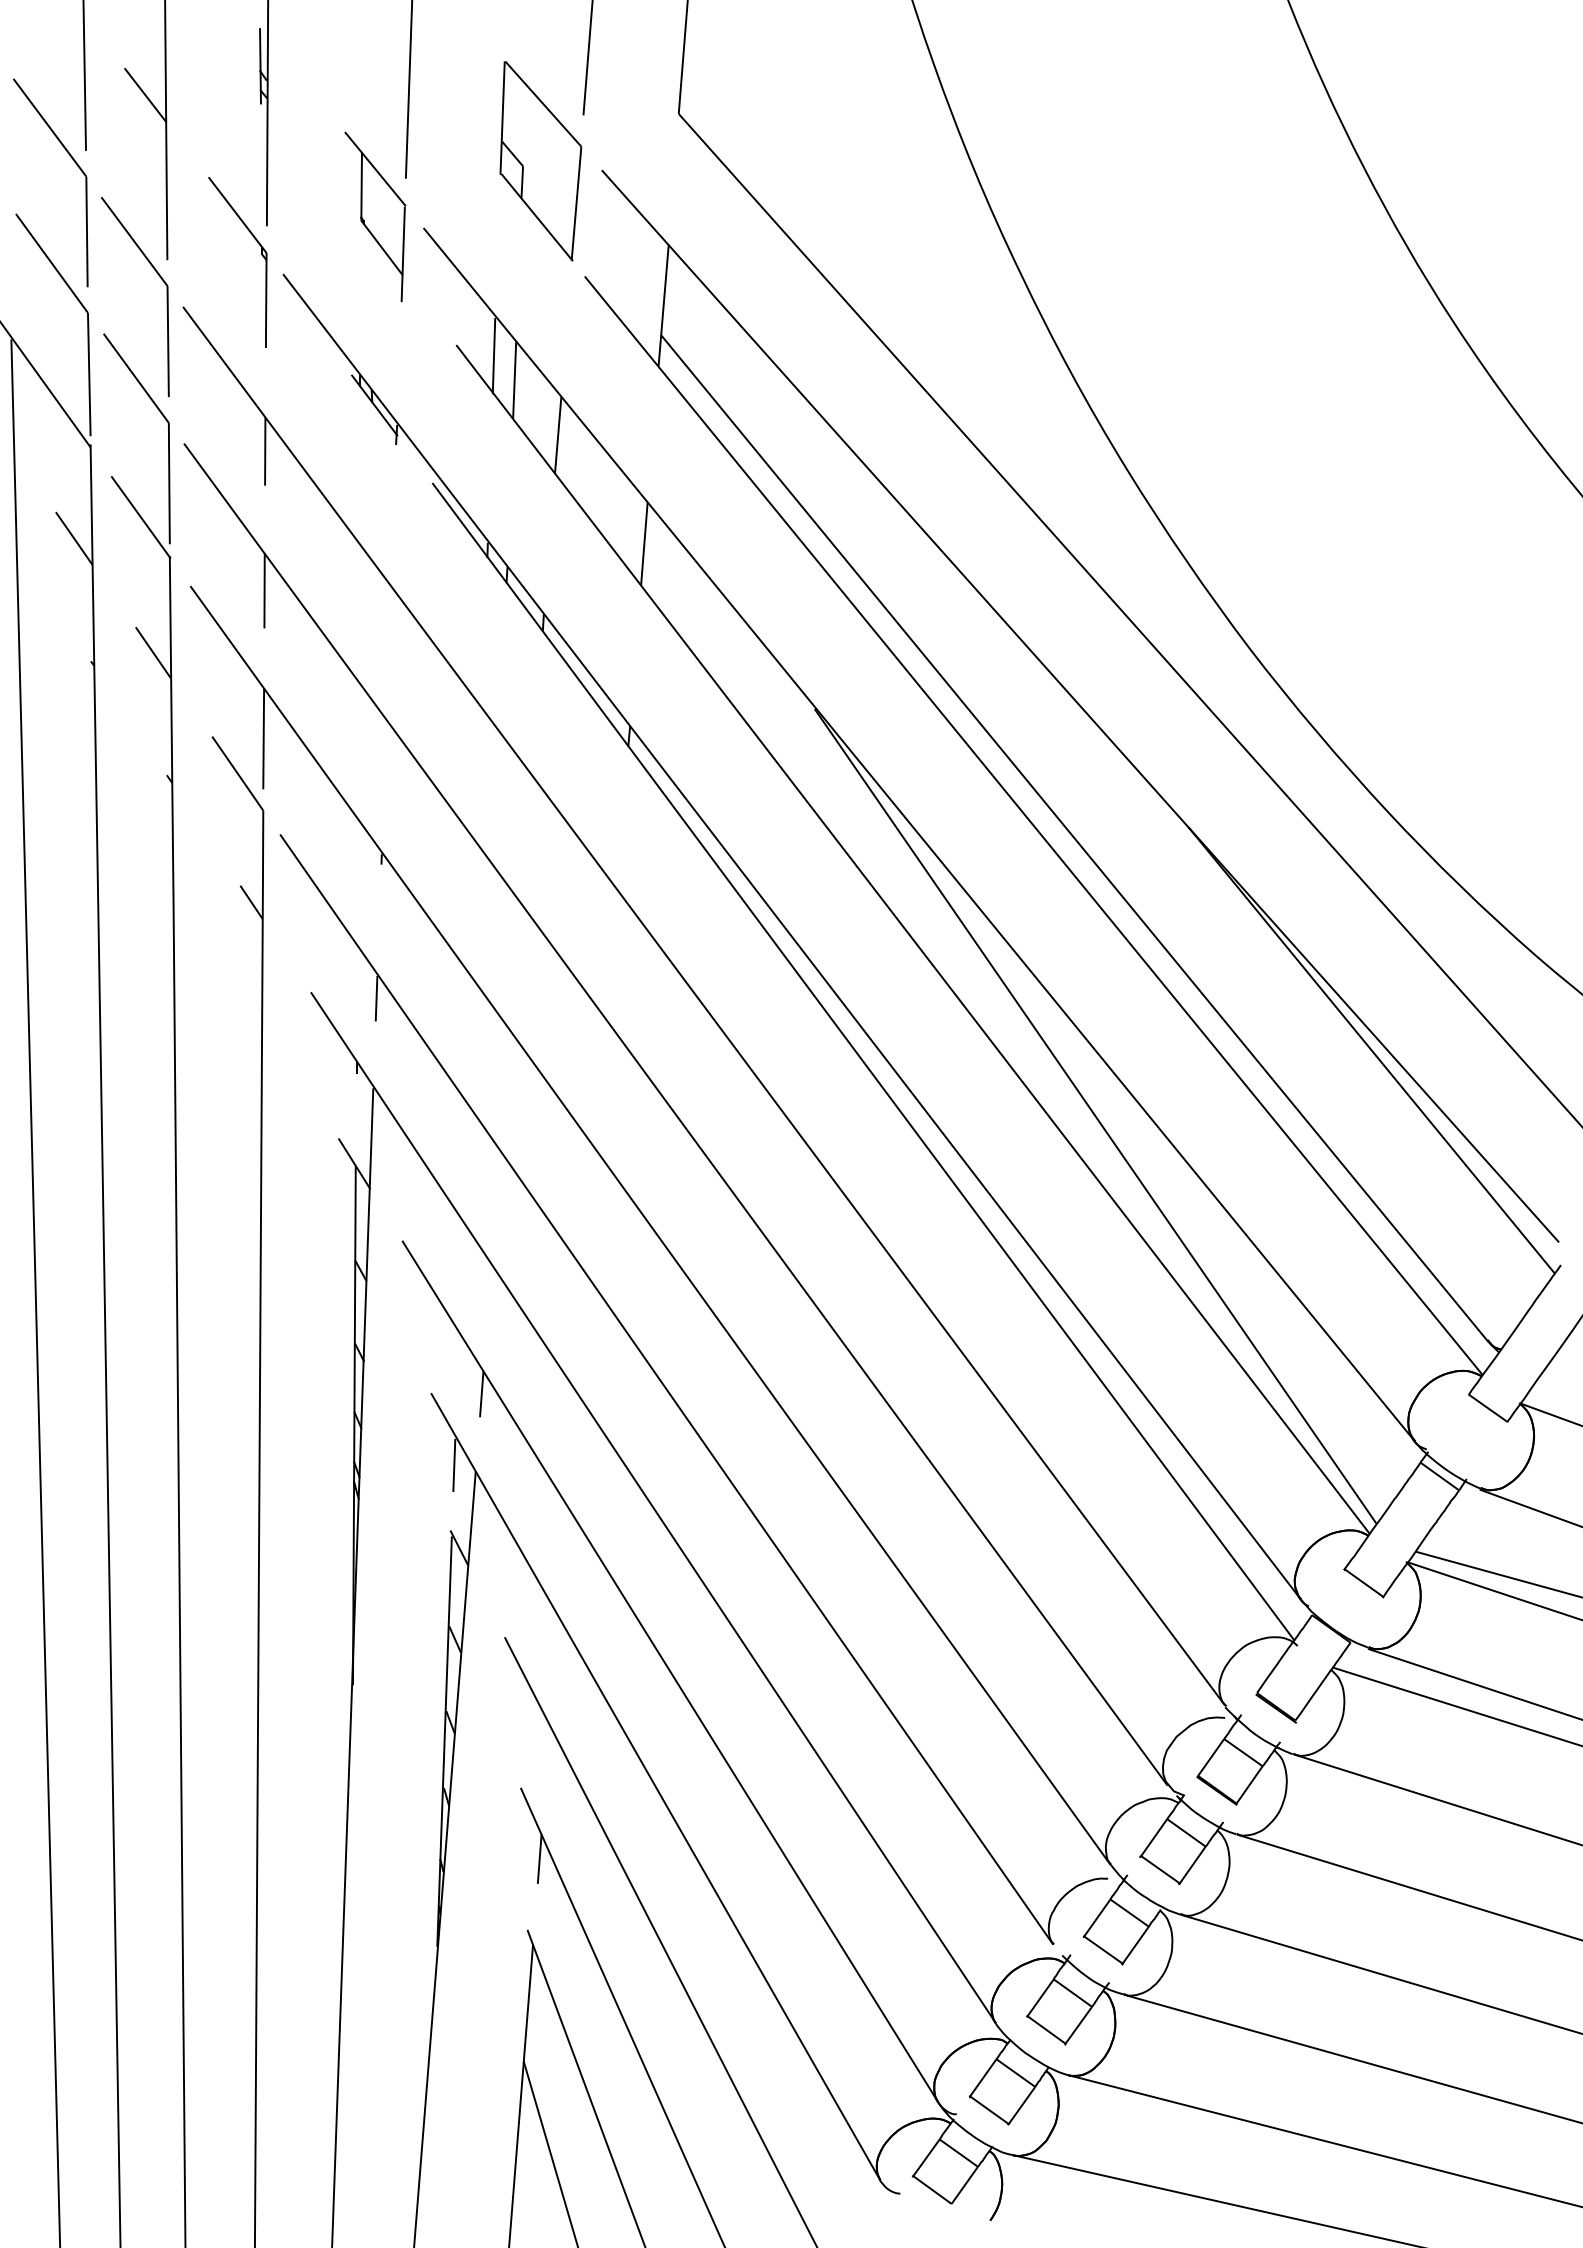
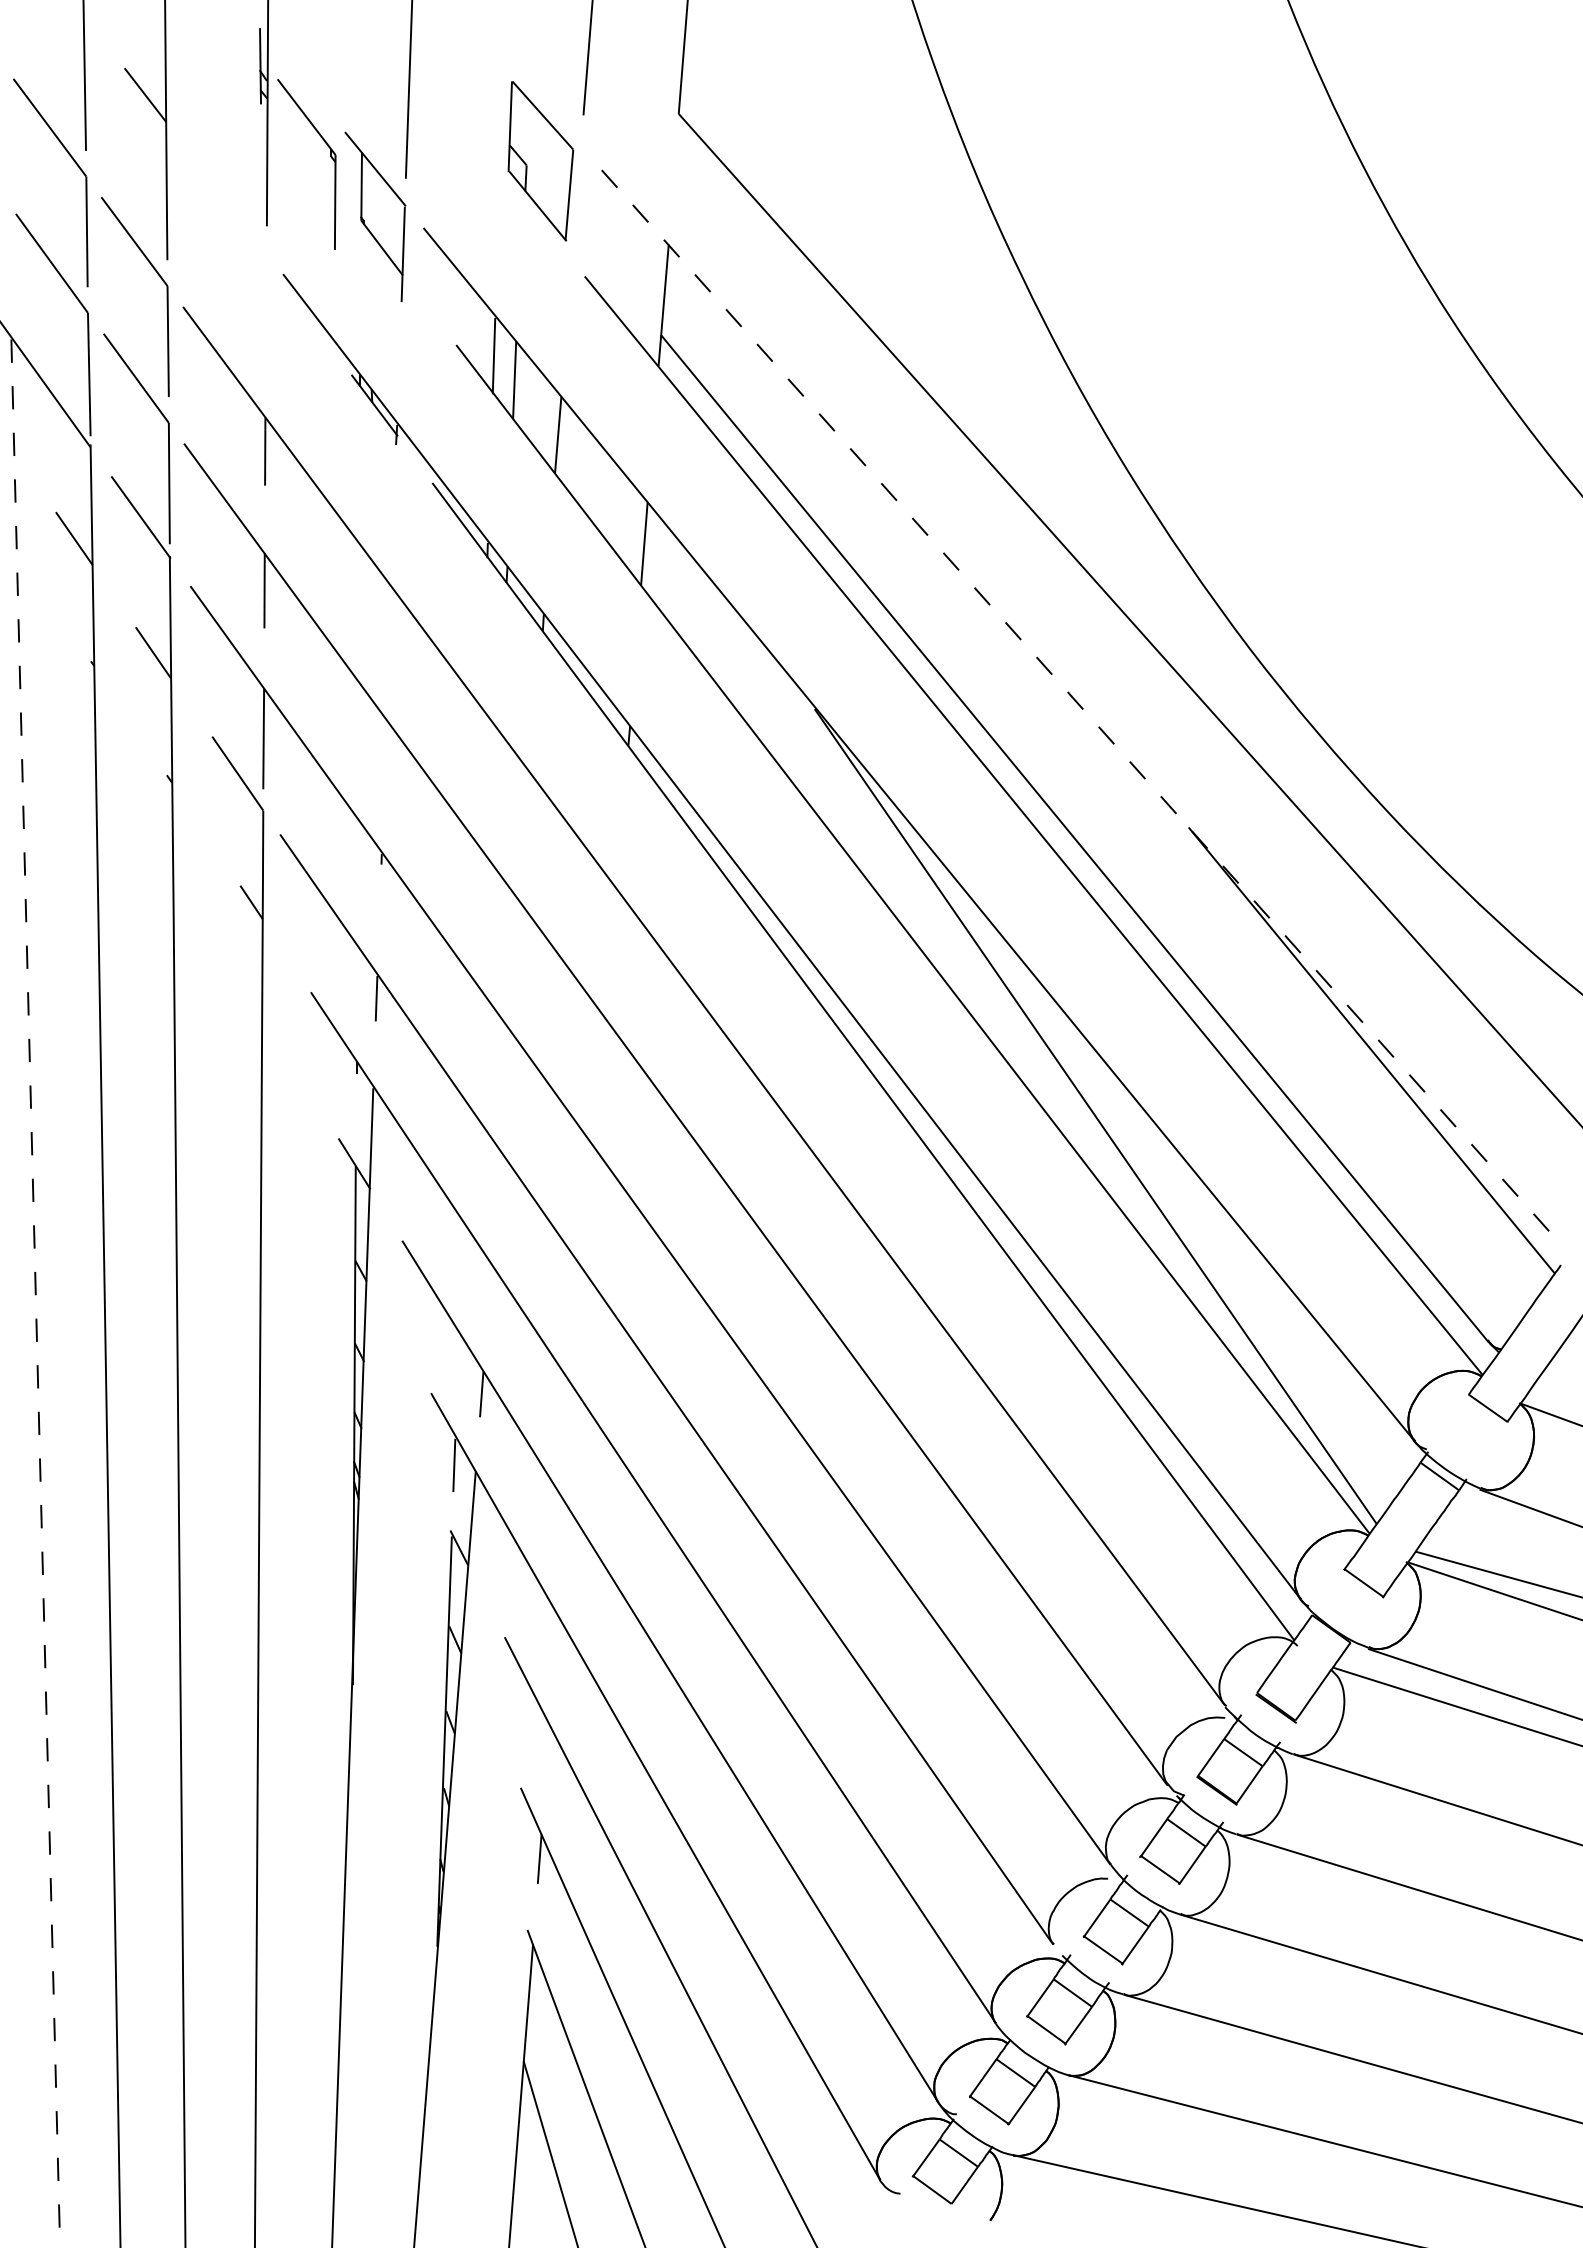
part size: 84x201 px -> 68x161 px (540, 161)
part position: (261, 255) -> (330, 157) (330, 157)
line: solid -> dashed (1080, 706)
line: solid -> dashed (35, 1294)
